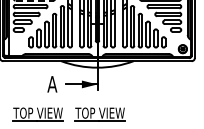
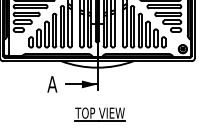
line: dashed -> solid (34, 0)
part: present -> none (37, 114)
